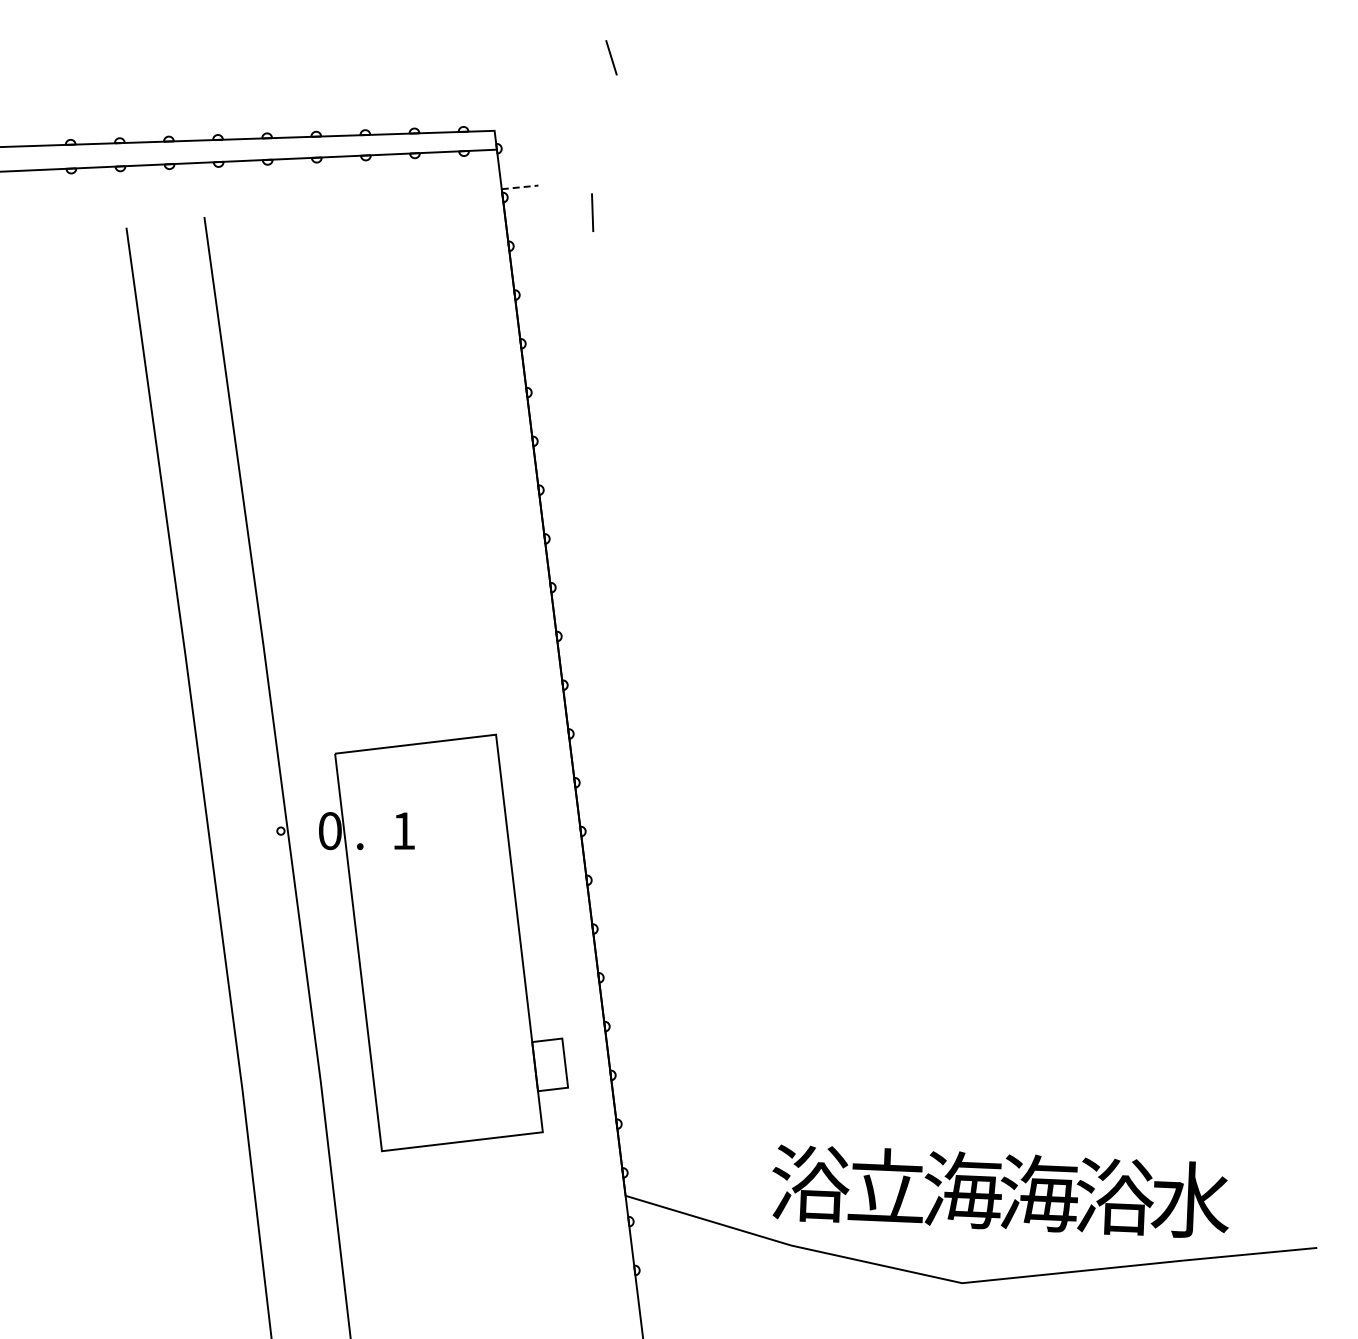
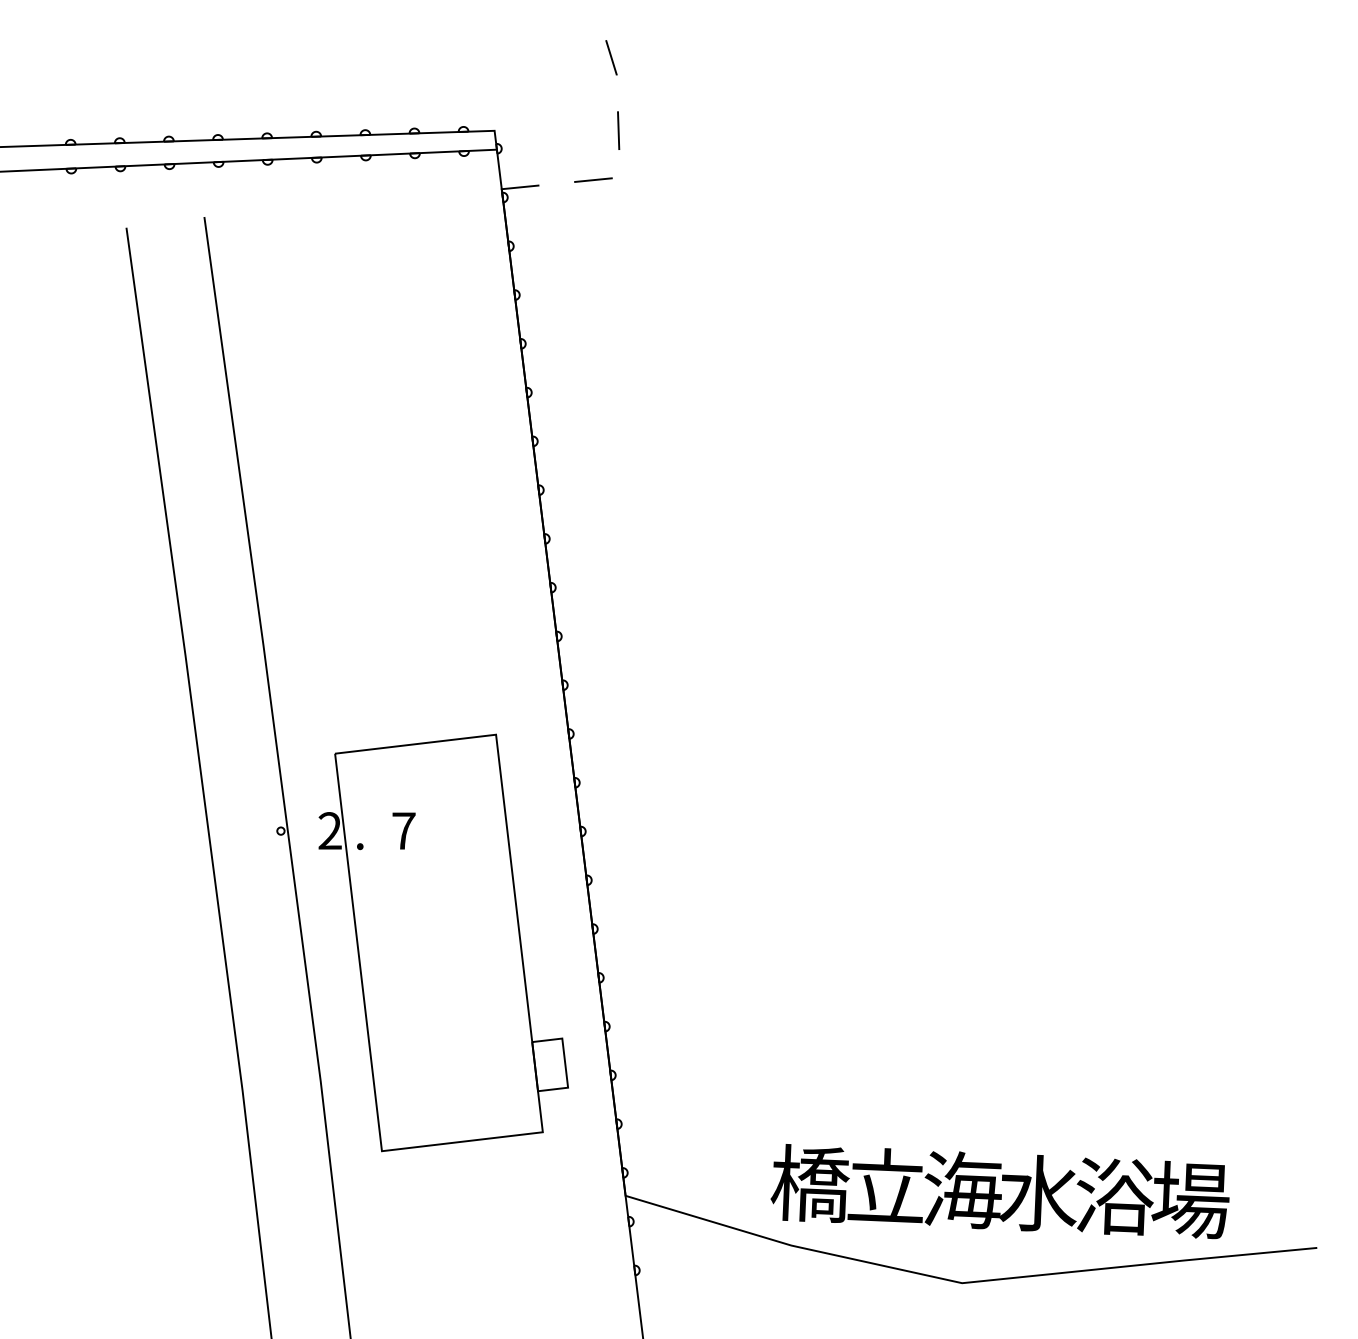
line: none -> present (593, 179)
line: dashed -> solid (520, 187)
line position: (592, 212) -> (618, 130) (618, 130)
text: 1 -> 7 (403, 830)
text: 0 -> 2 (329, 831)
text: 浴 -> 橋 (809, 1183)
text: 海 -> 水 (1038, 1193)
text: 水 -> 場 (1189, 1199)
